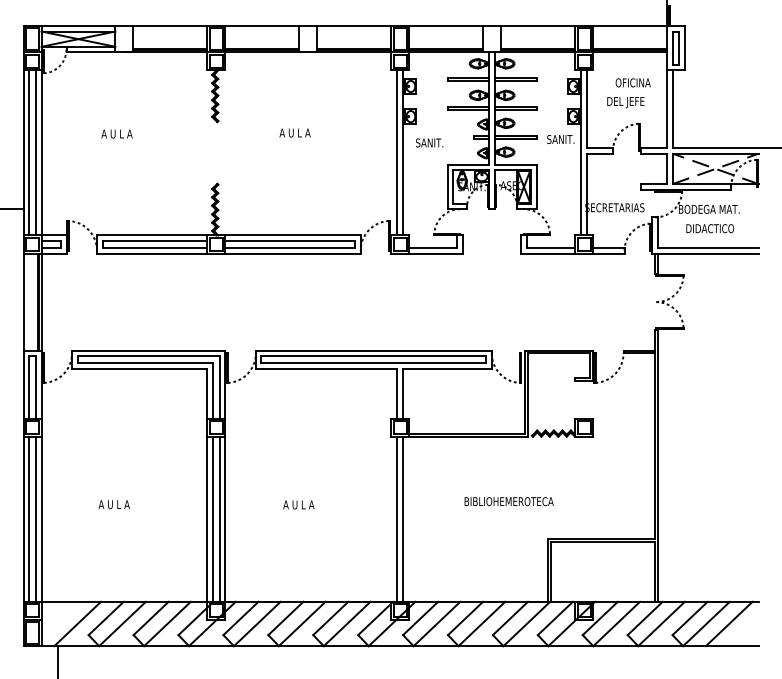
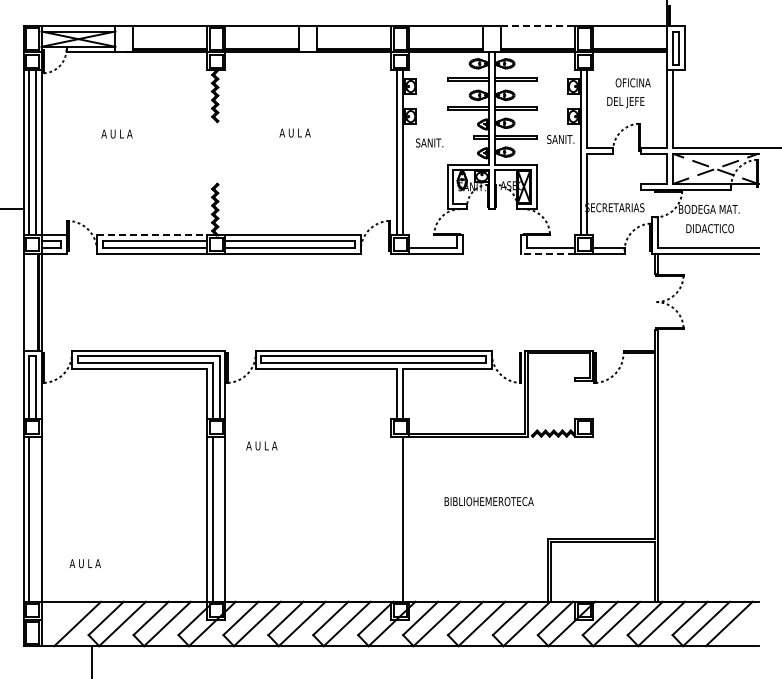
line: solid -> dashed (538, 25)
line: solid -> dashed (152, 235)
line: solid -> dashed (548, 253)
text position: (508, 501) -> (488, 501) (488, 501)
text position: (113, 504) -> (84, 563) (84, 563)
text position: (298, 504) -> (261, 445) (261, 445)
line: present -> none (35, 518)
line: present -> none (219, 518)
line: present -> none (397, 518)
line position: (58, 660) -> (92, 660) (92, 660)
